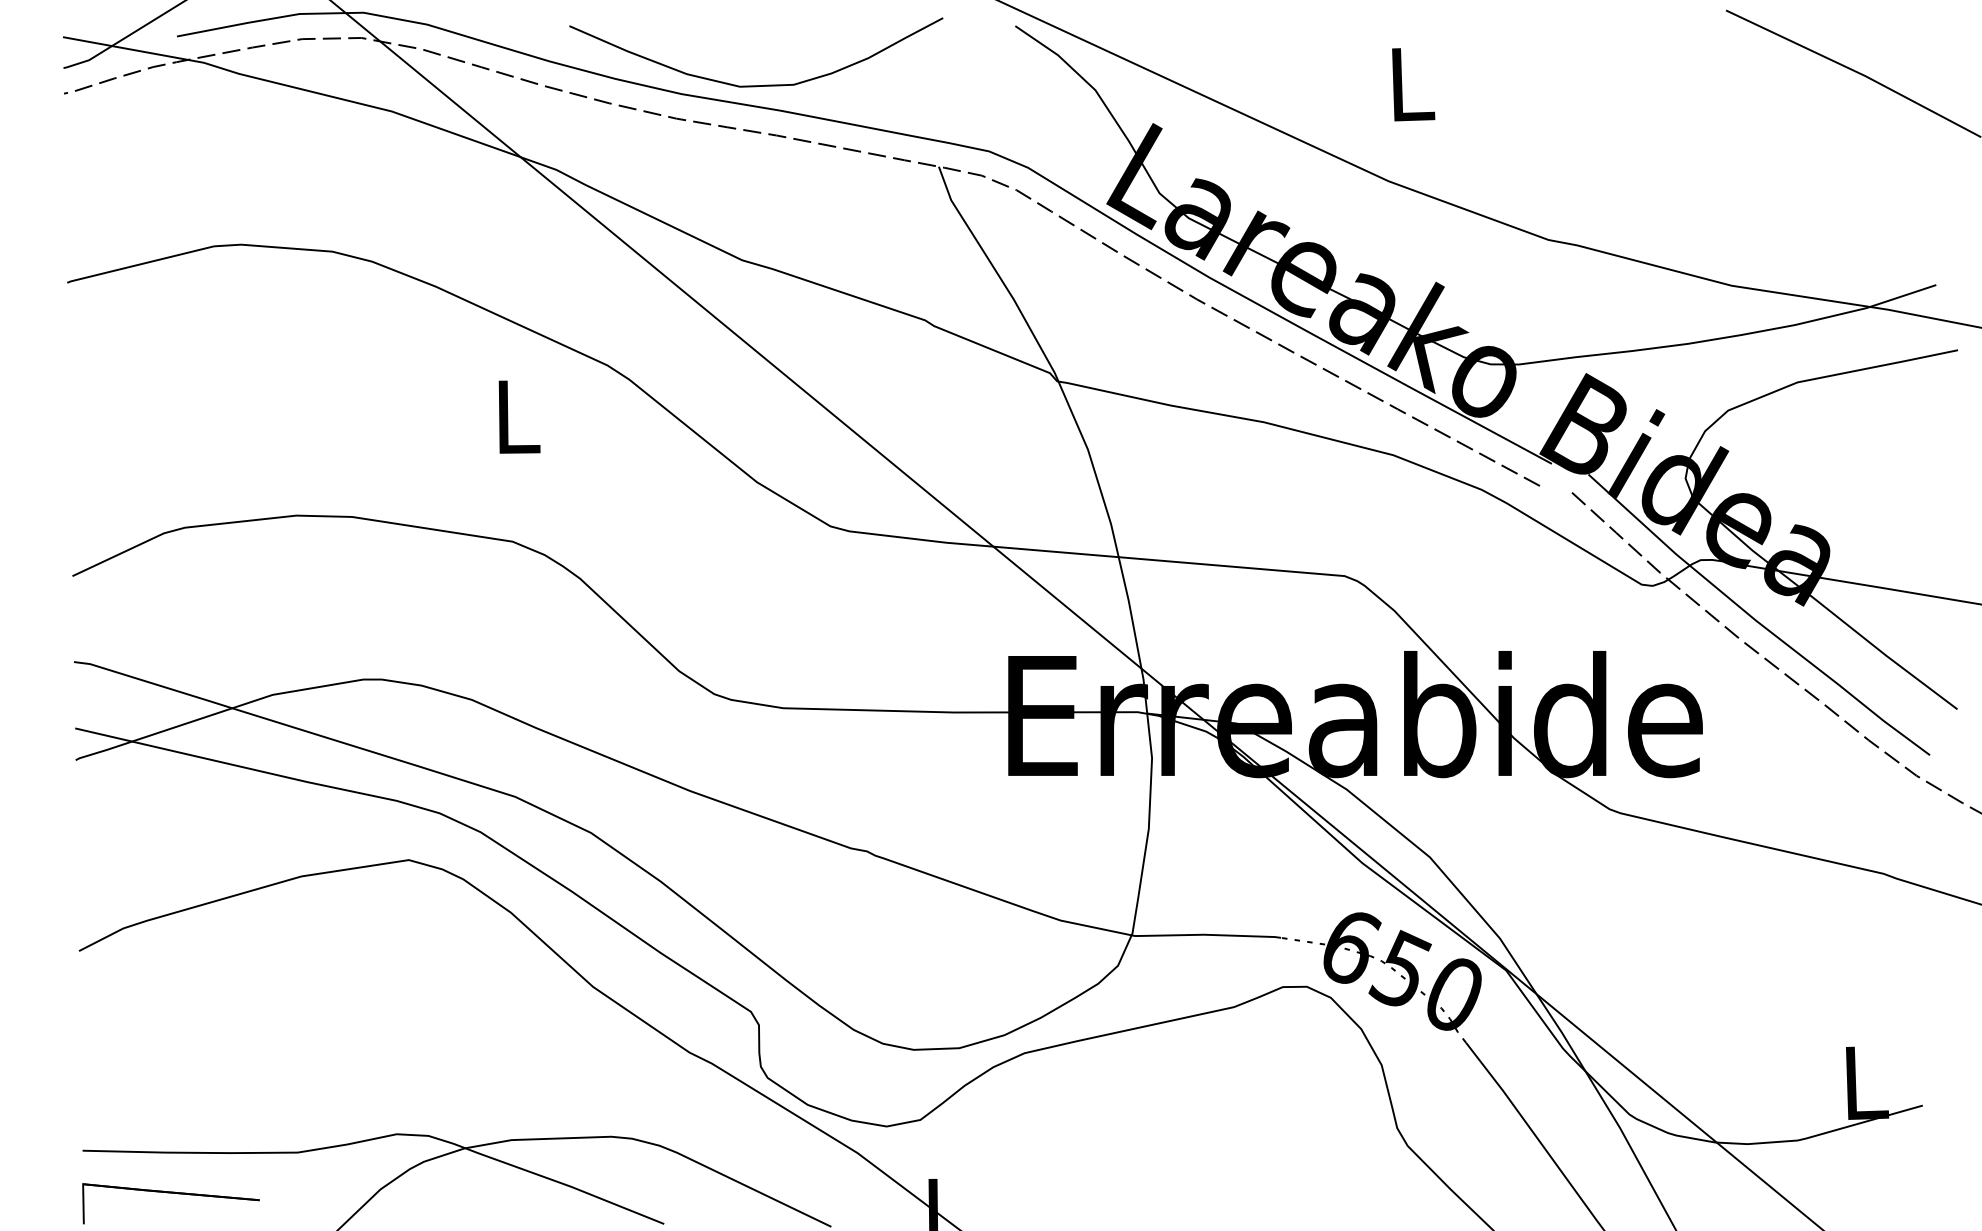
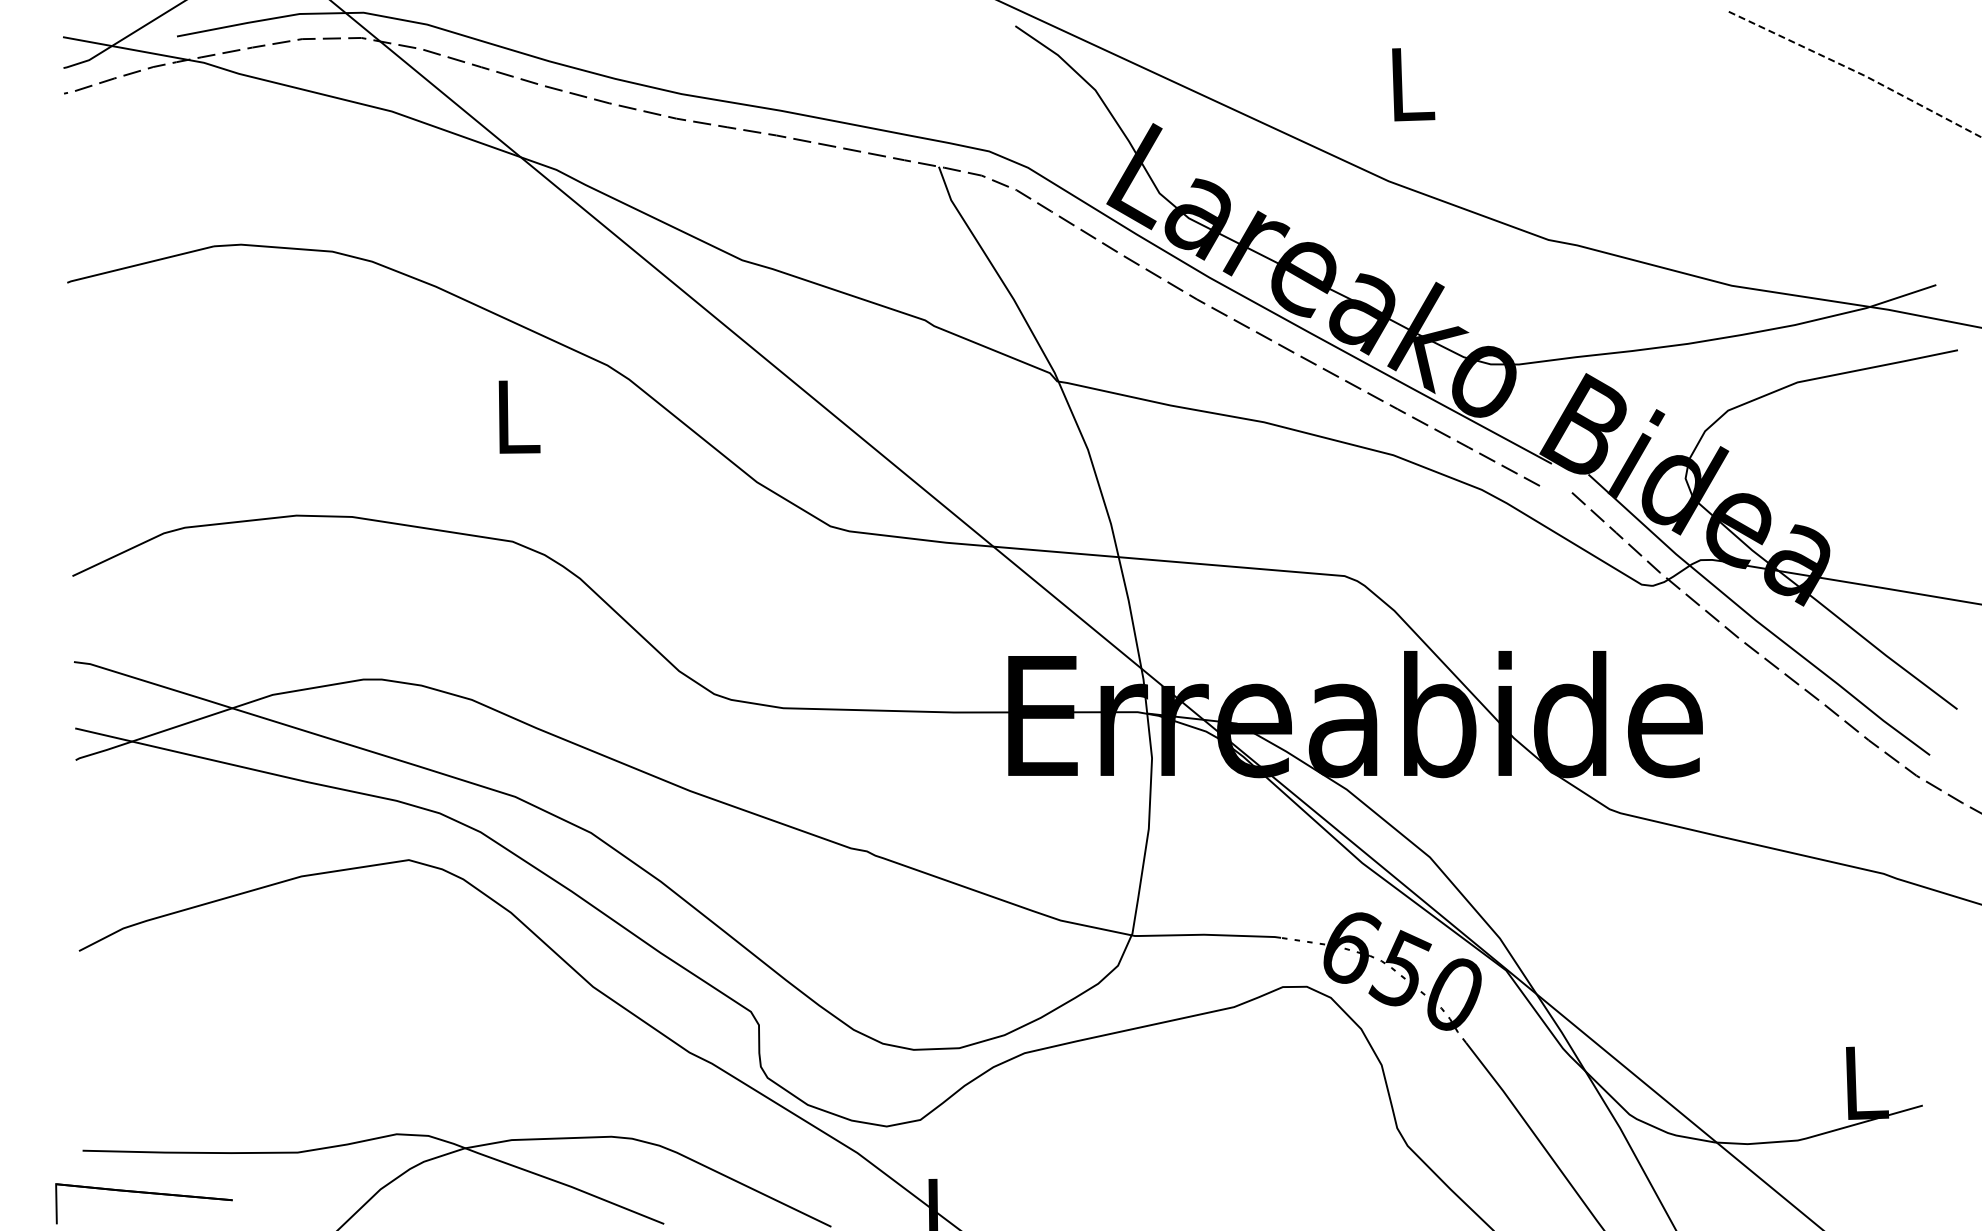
line: solid -> dashed (1854, 71)
curve: present -> none (756, 85)
part position: (170, 1193) -> (143, 1193) (143, 1193)
